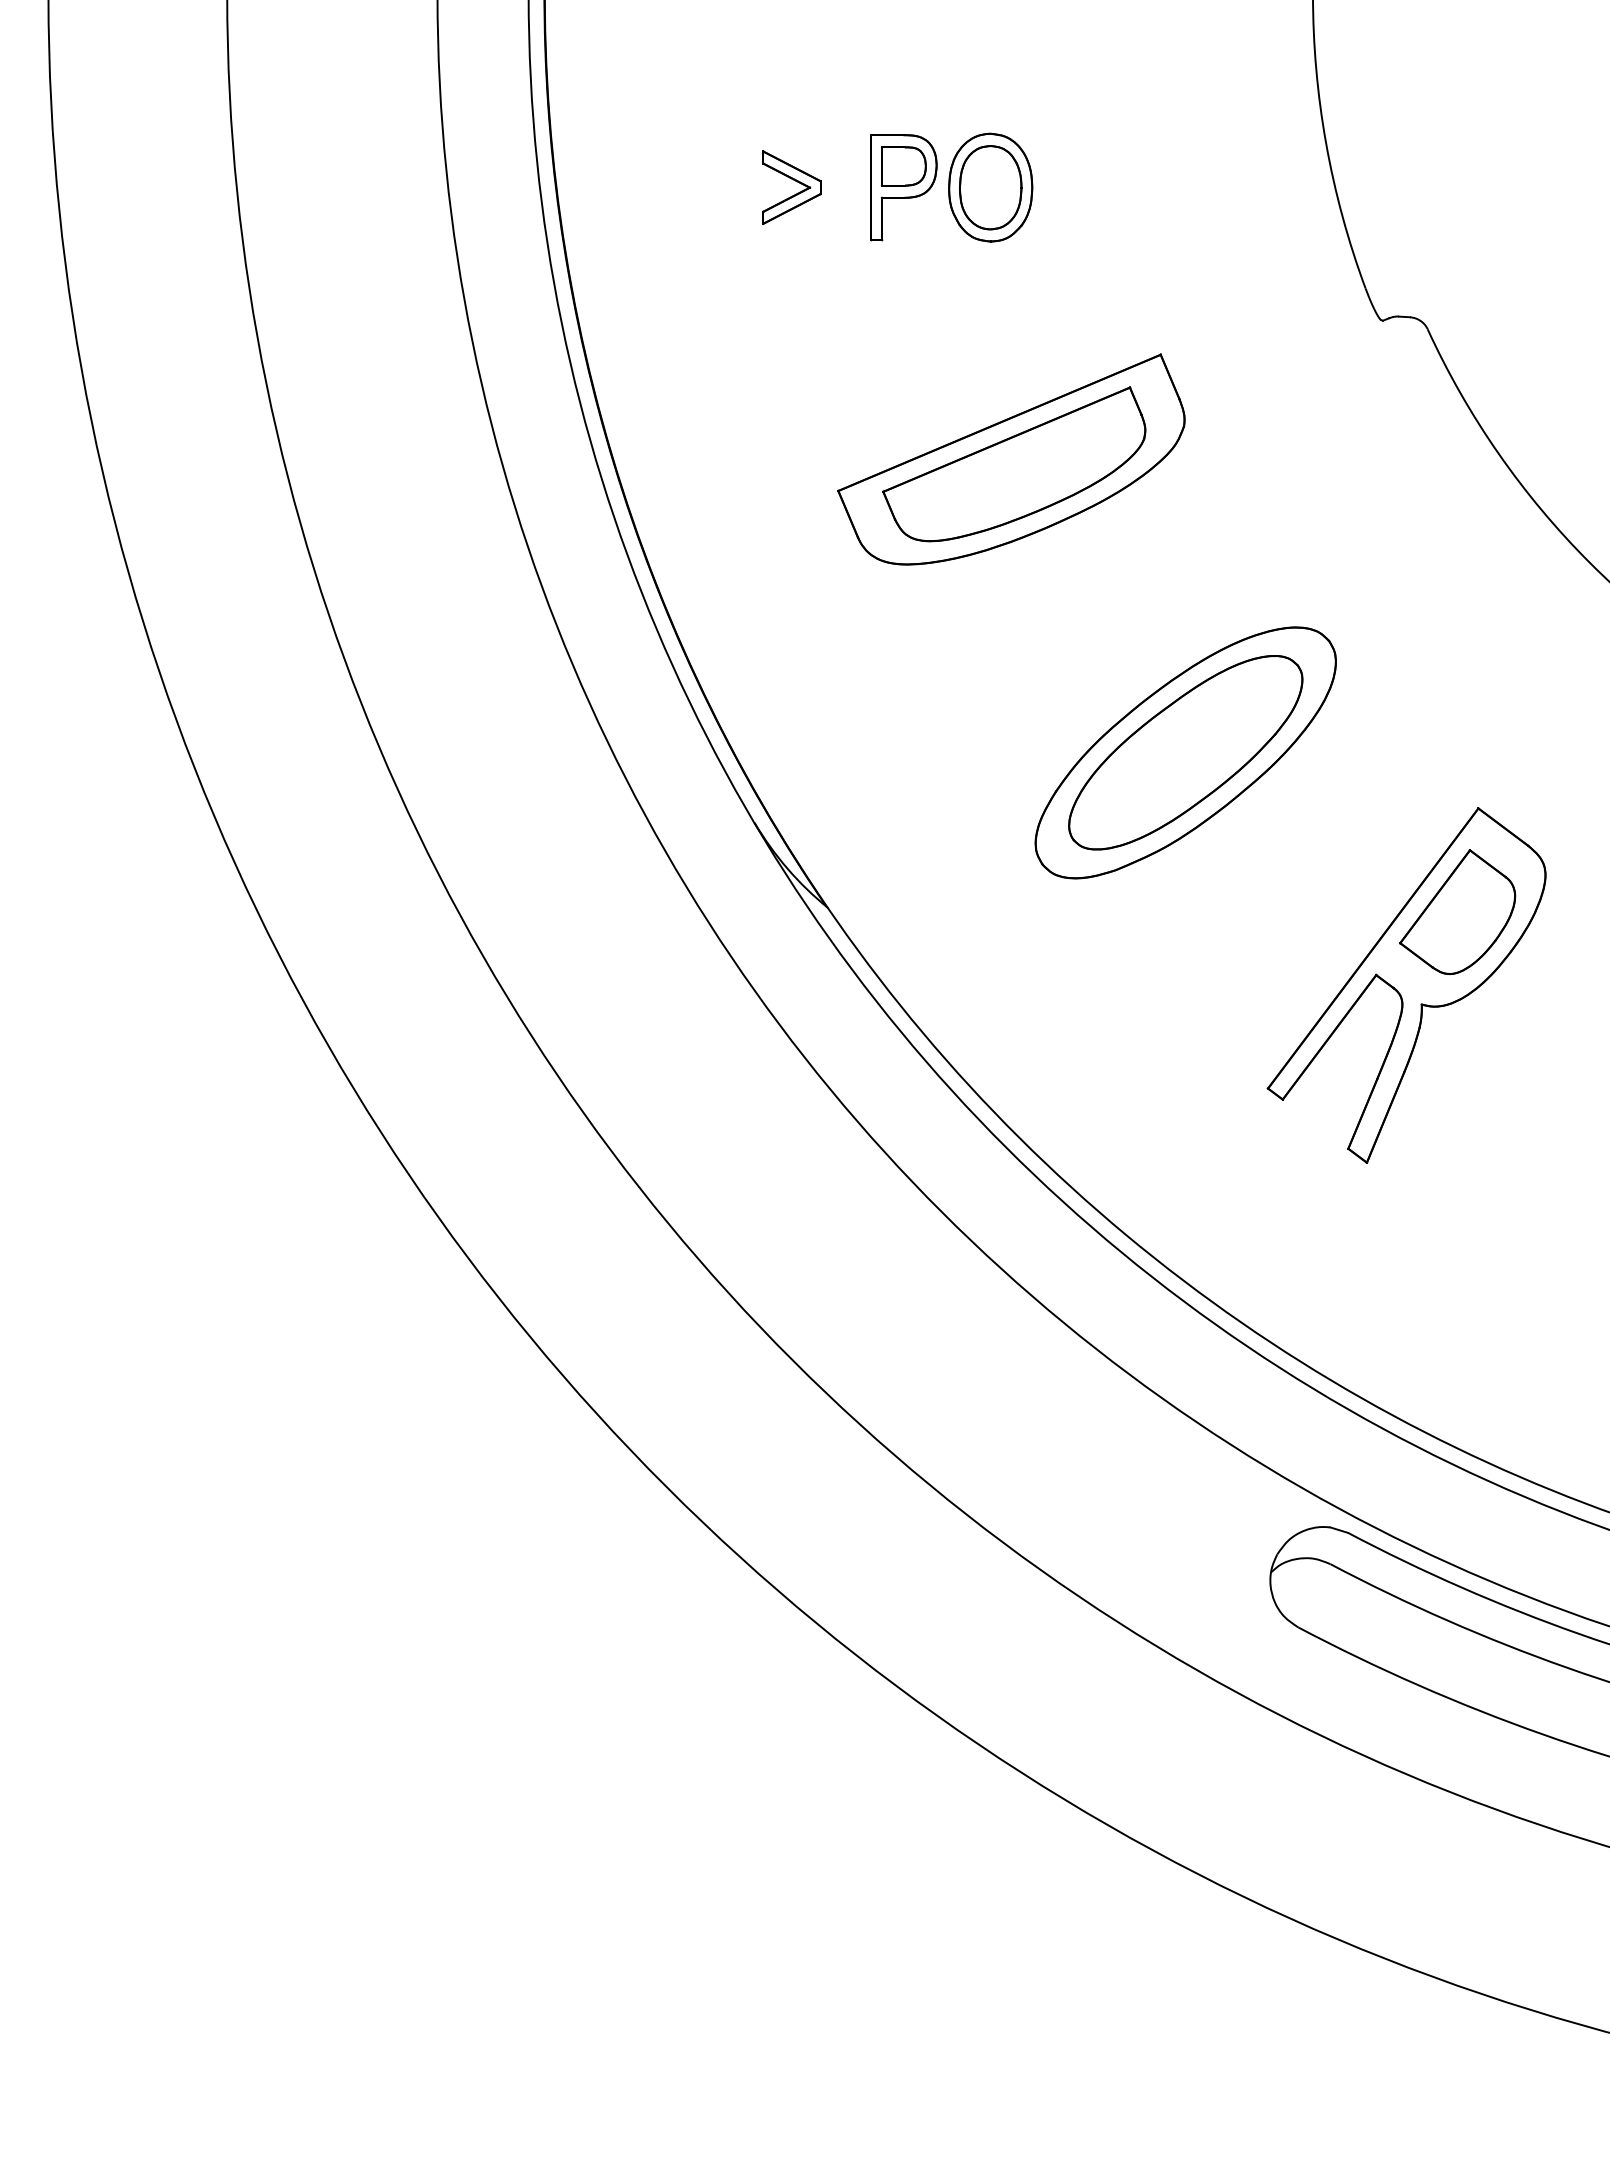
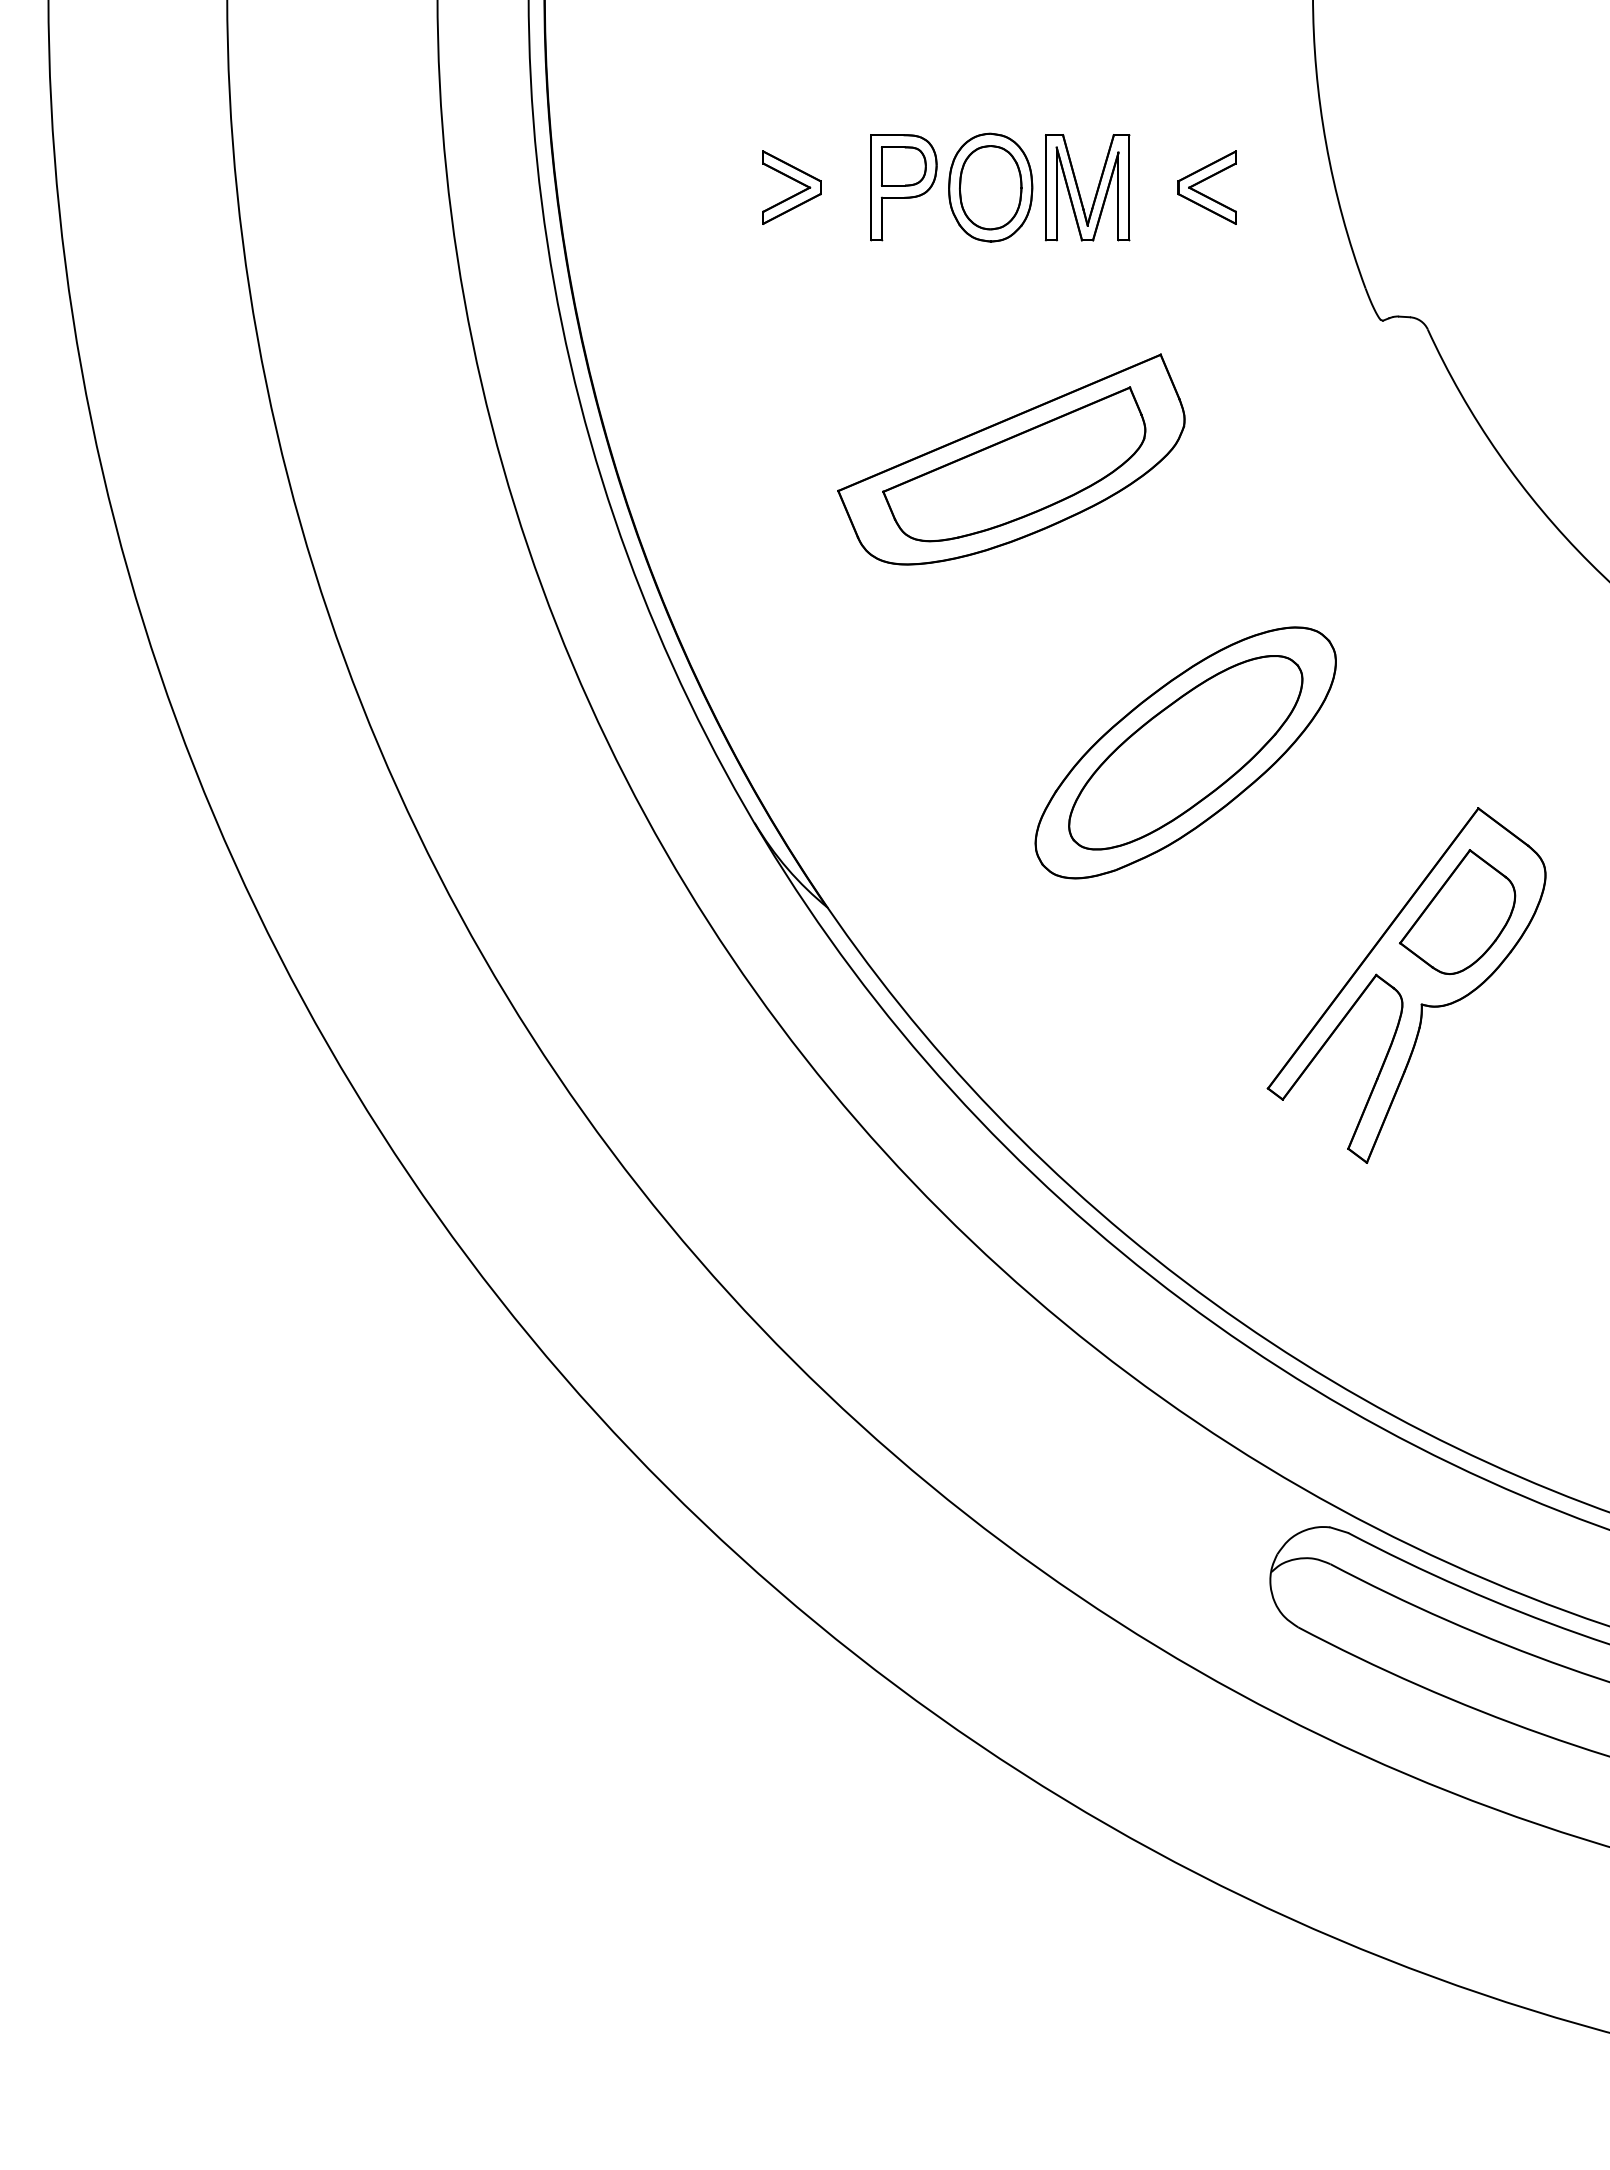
part: none -> present (1203, 181)
part: none -> present (1079, 190)
